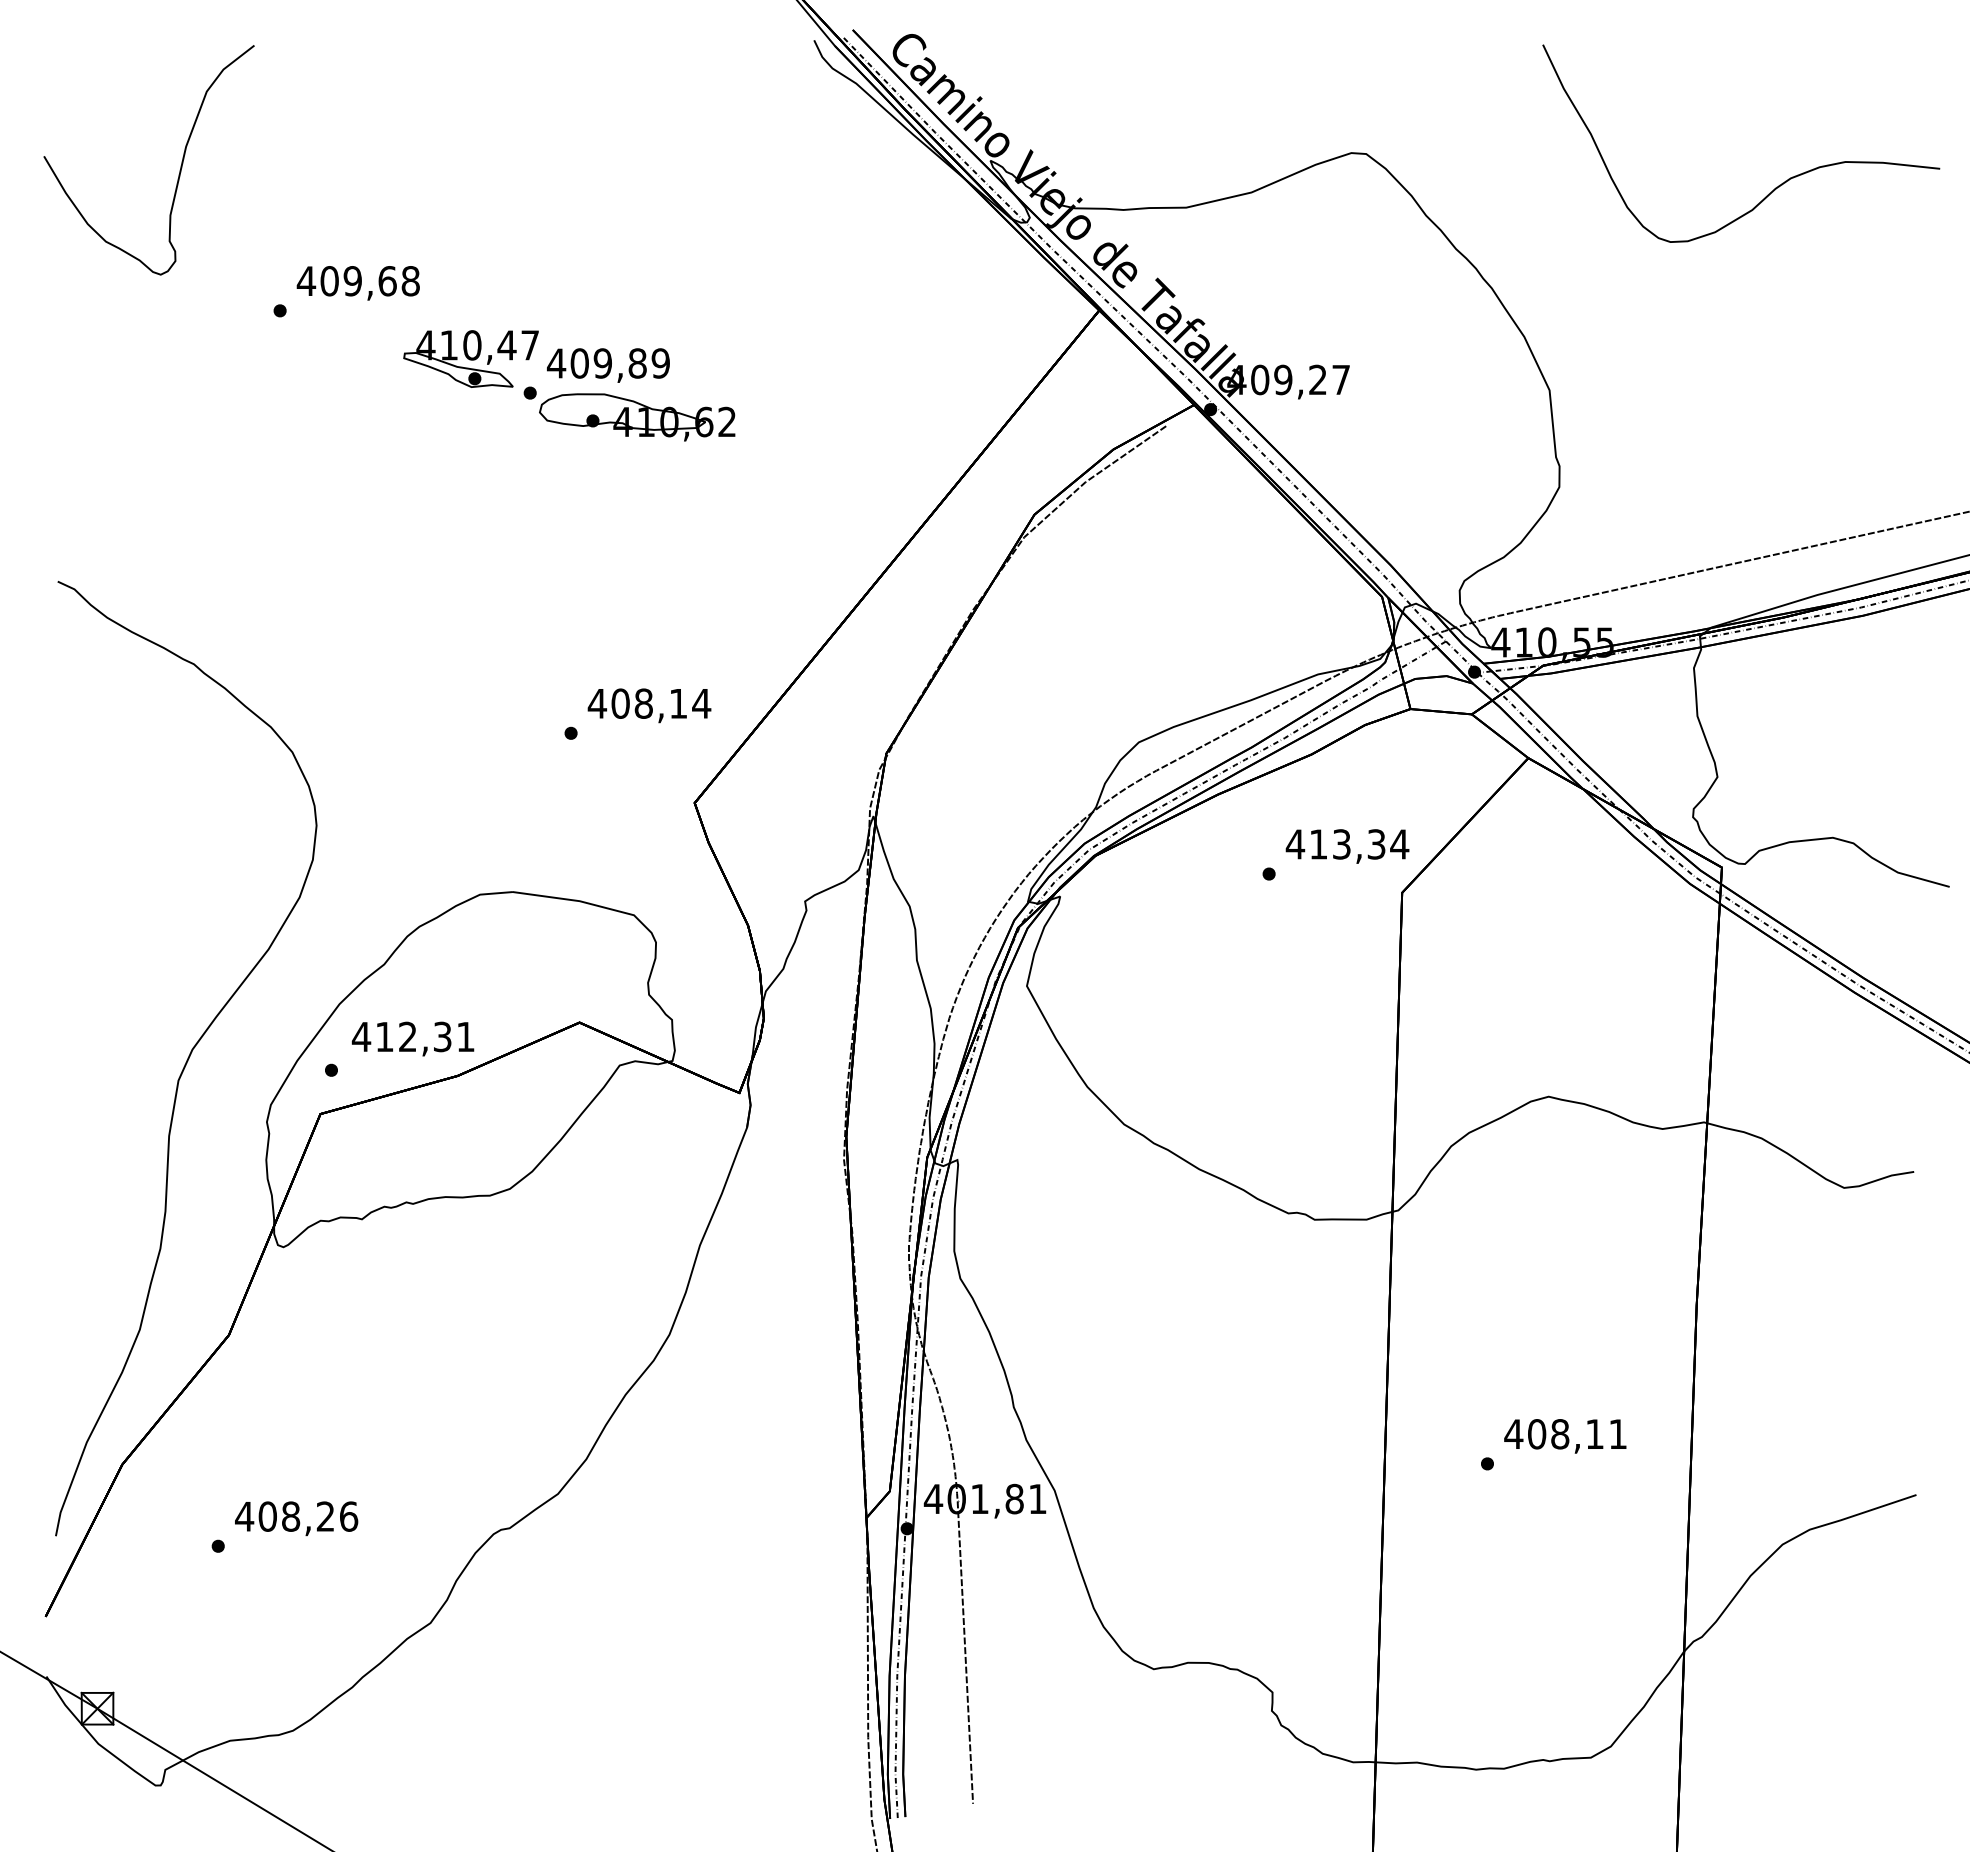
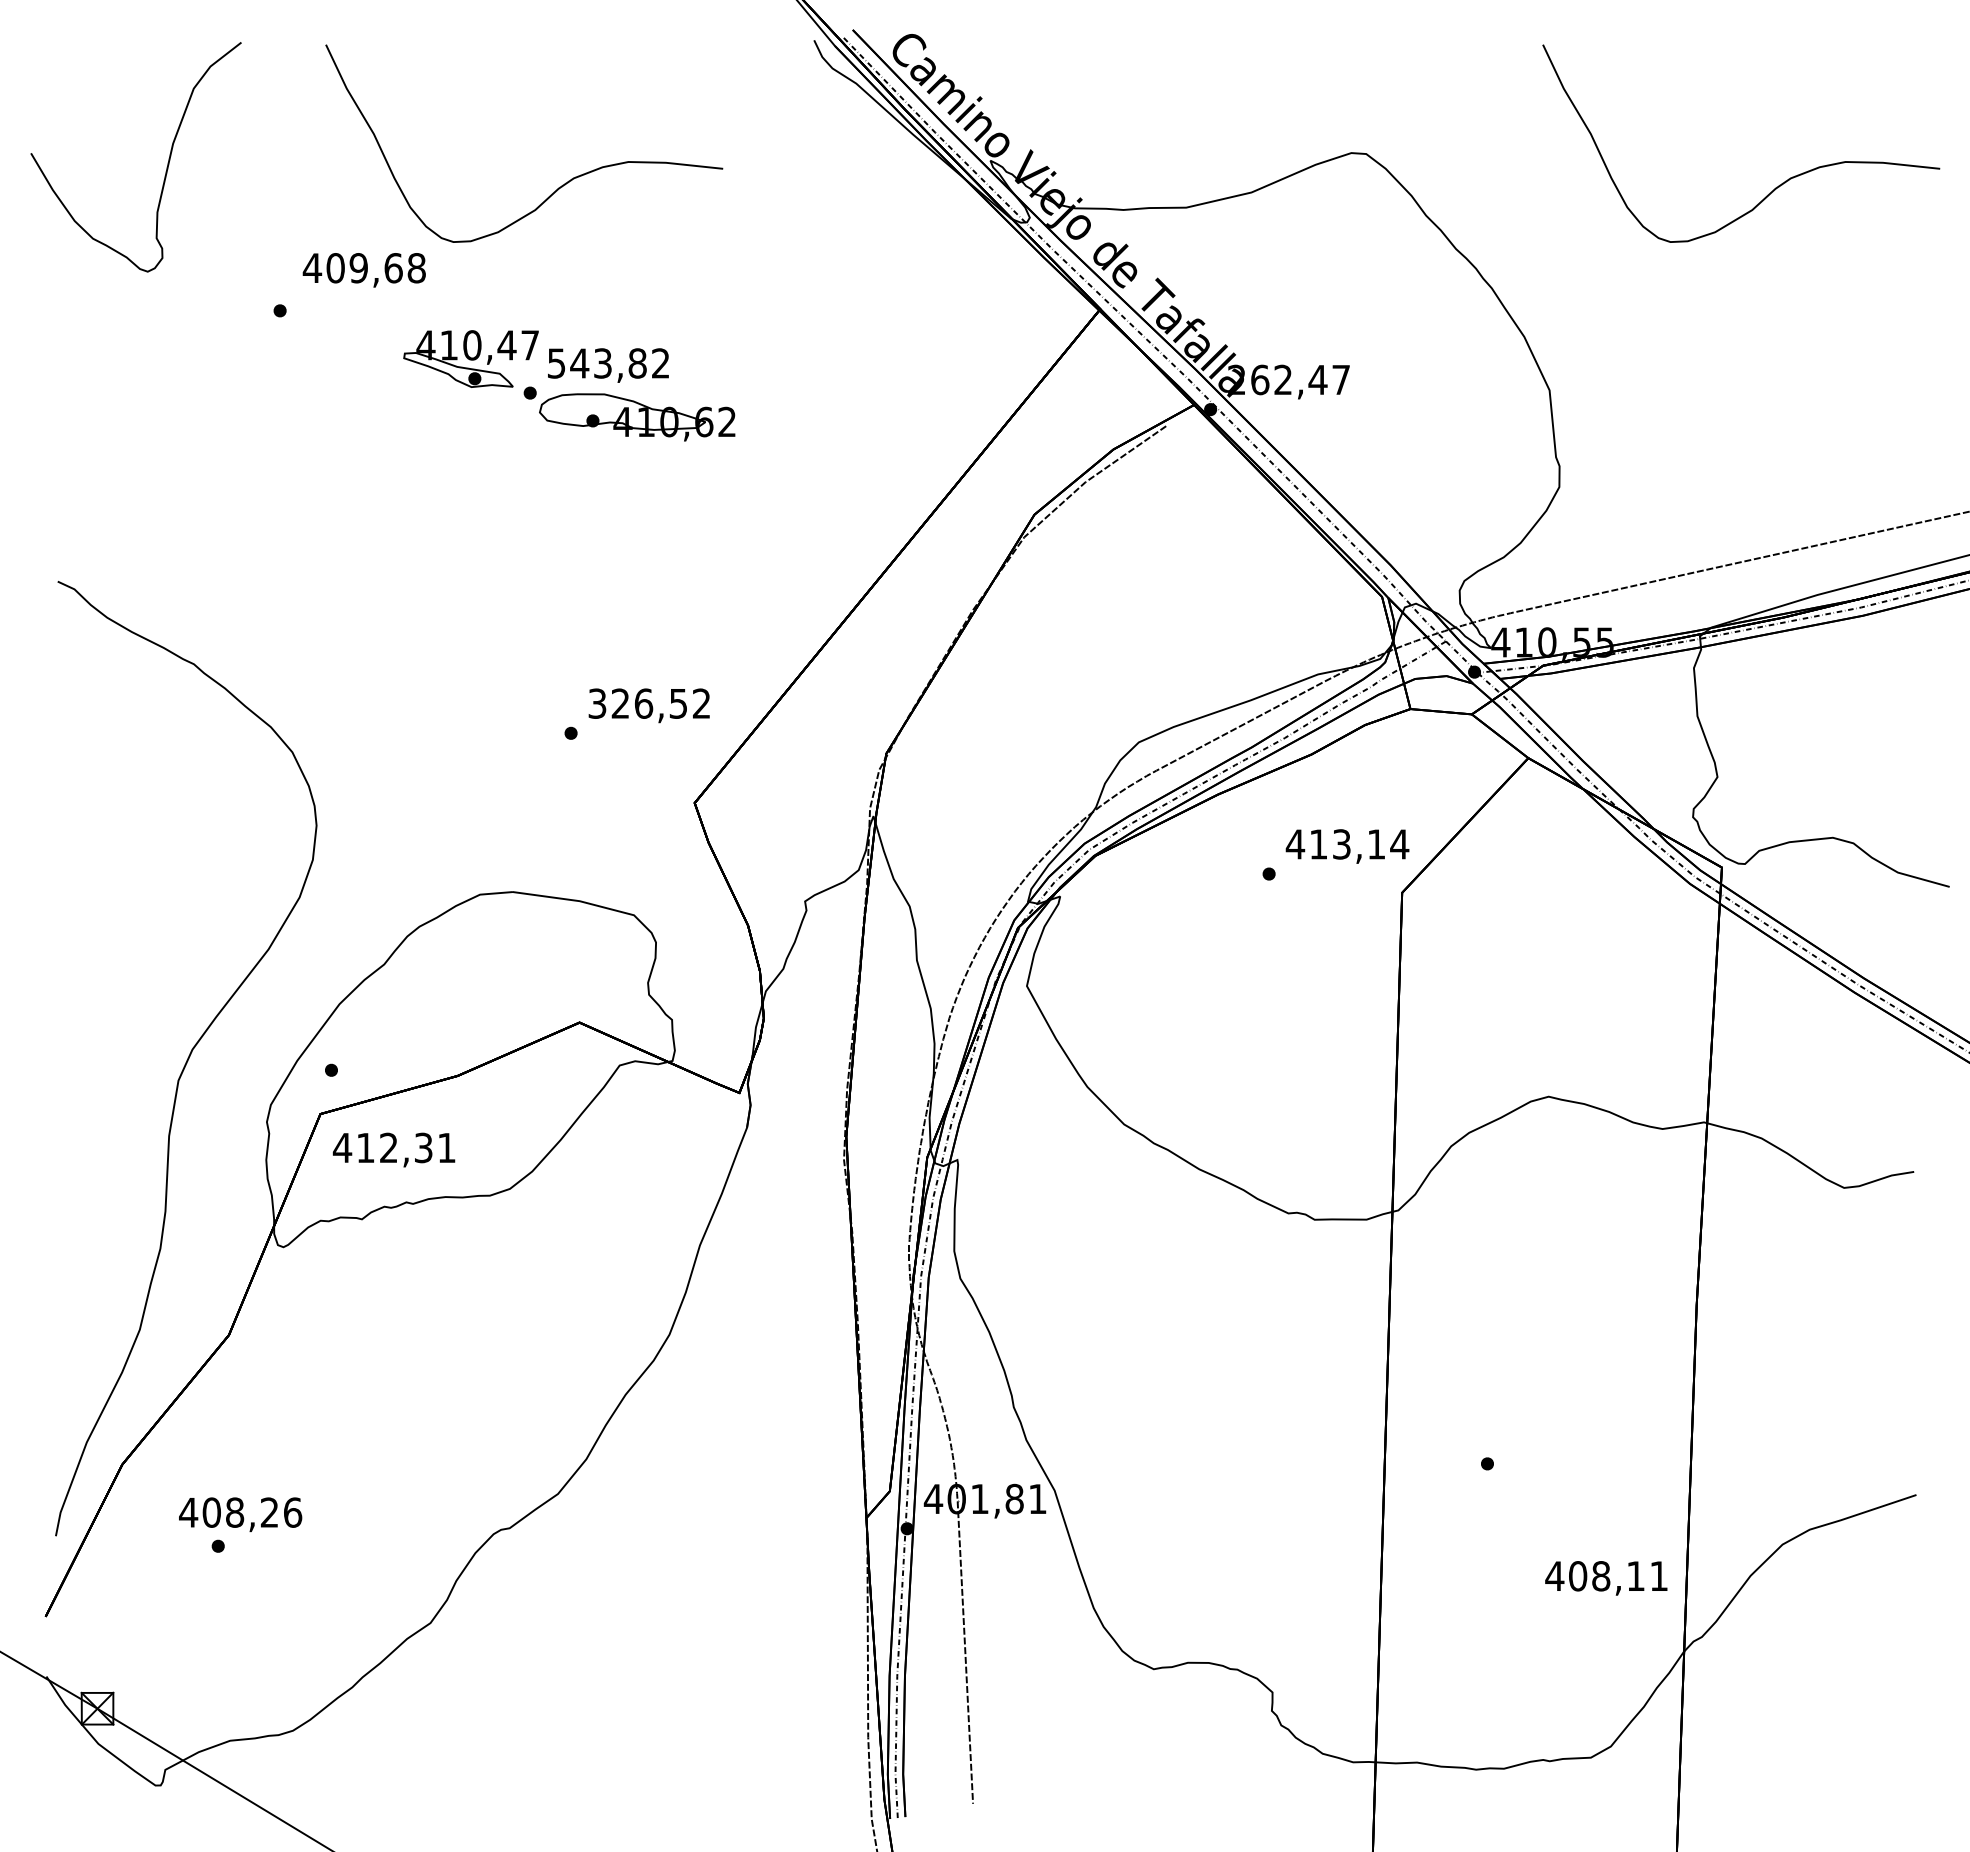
curve position: (180, 165) -> (167, 162) (167, 162)
curve: none -> present (558, 187)
text position: (357, 283) -> (363, 270) (363, 270)
text: 409,89 -> 543,82 (607, 363)
text: 409,27 -> 262,47 (1277, 379)
text: 408,14 -> 326,52 (649, 703)
text: 413,34 -> 413,14 (1376, 844)
text position: (412, 1038) -> (393, 1149) (393, 1149)
text position: (1565, 1436) -> (1606, 1578) (1606, 1578)
text position: (296, 1518) -> (240, 1514) (240, 1514)
